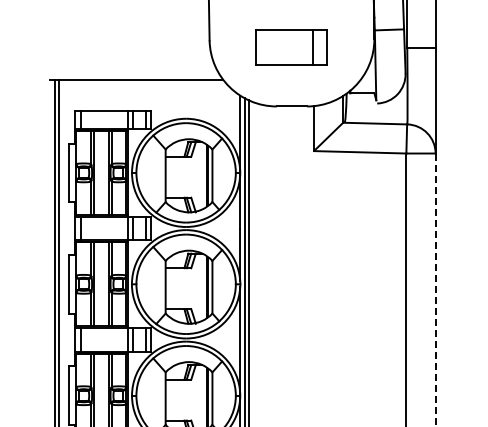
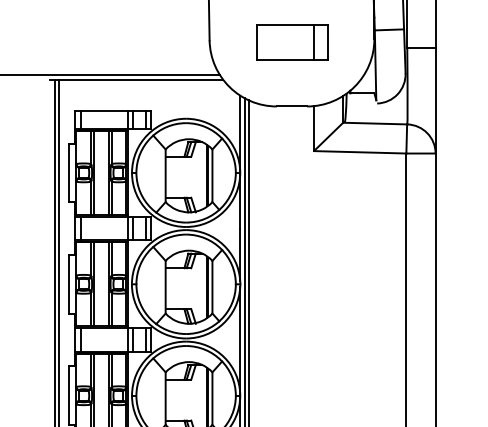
part position: (291, 47) -> (292, 42) (292, 42)
line: none -> present (111, 75)
line: dashed -> solid (435, 290)
